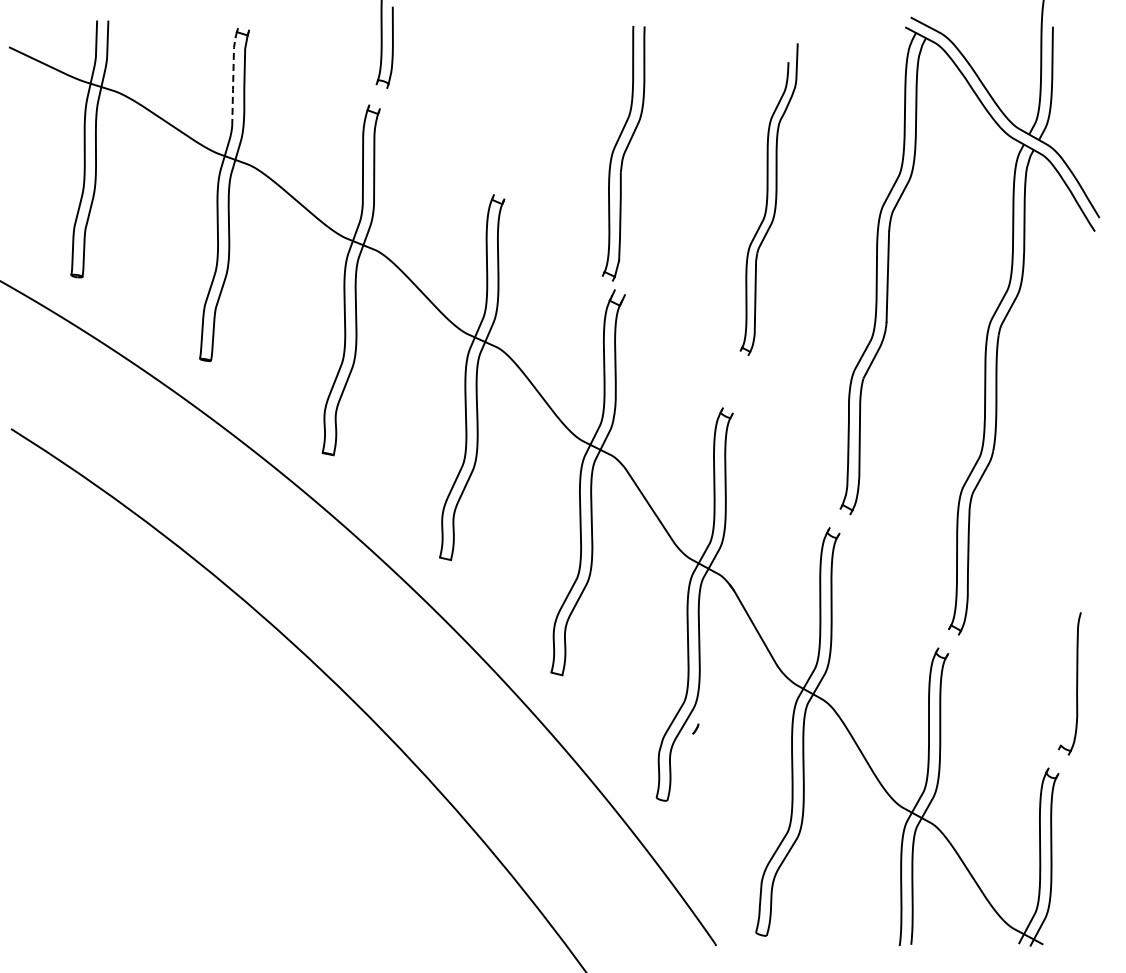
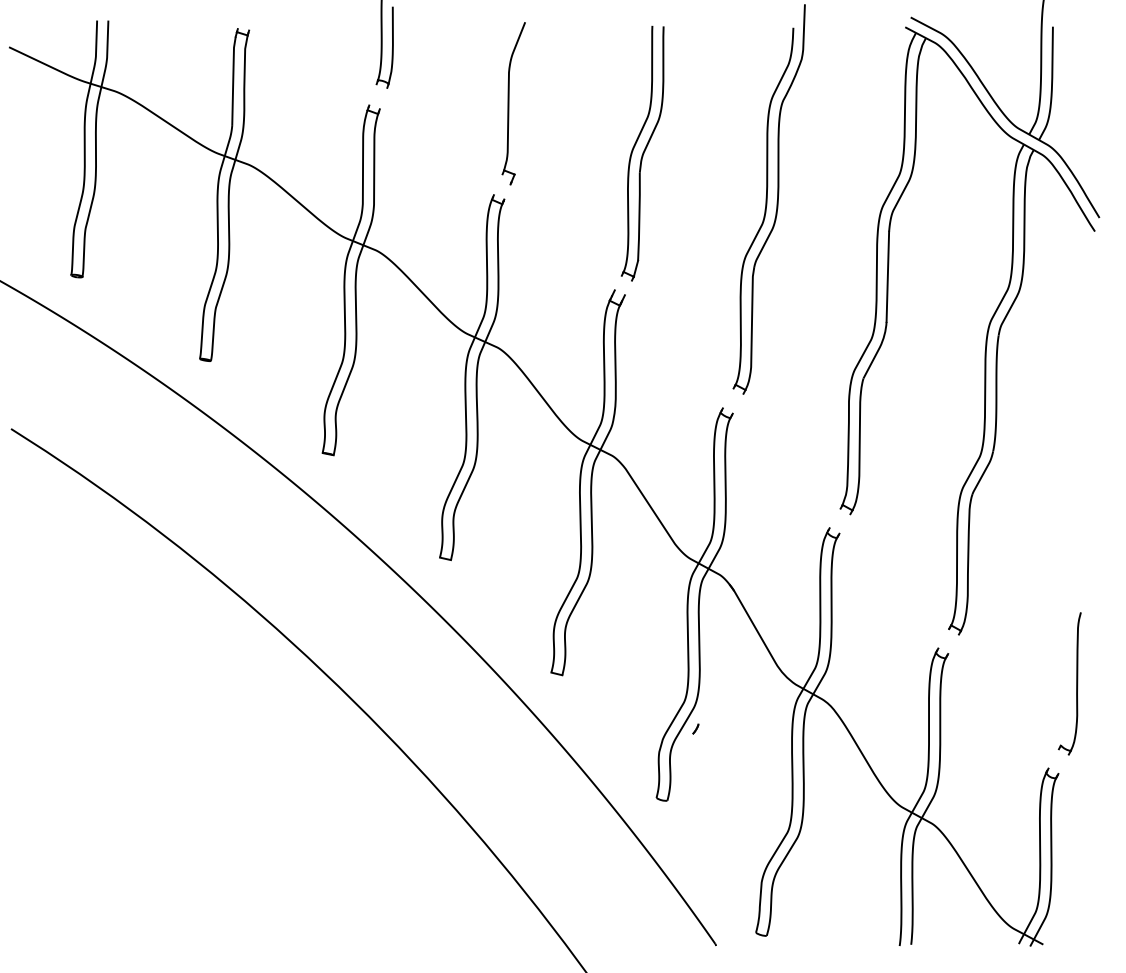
line: dashed -> solid (233, 80)
part: none -> present (513, 103)
part position: (623, 153) -> (642, 153) (642, 153)
part size: 60x313 px -> 74x391 px (768, 199)
